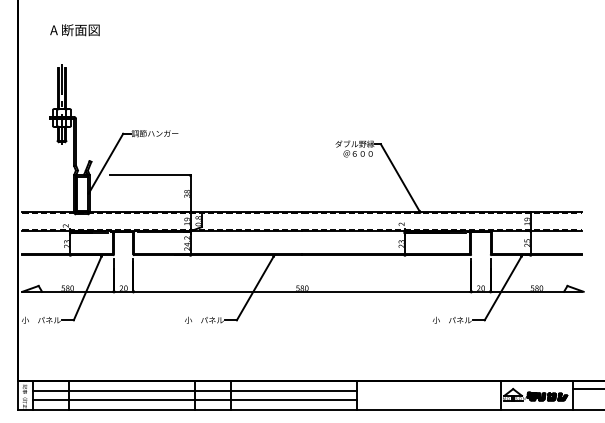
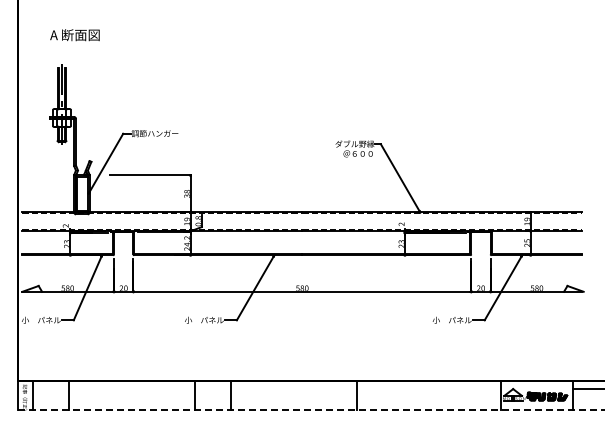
text position: (74, 30) -> (74, 35) (74, 35)
line: present -> none (194, 390)
line: present -> none (194, 399)
line: solid -> dashed (311, 410)
